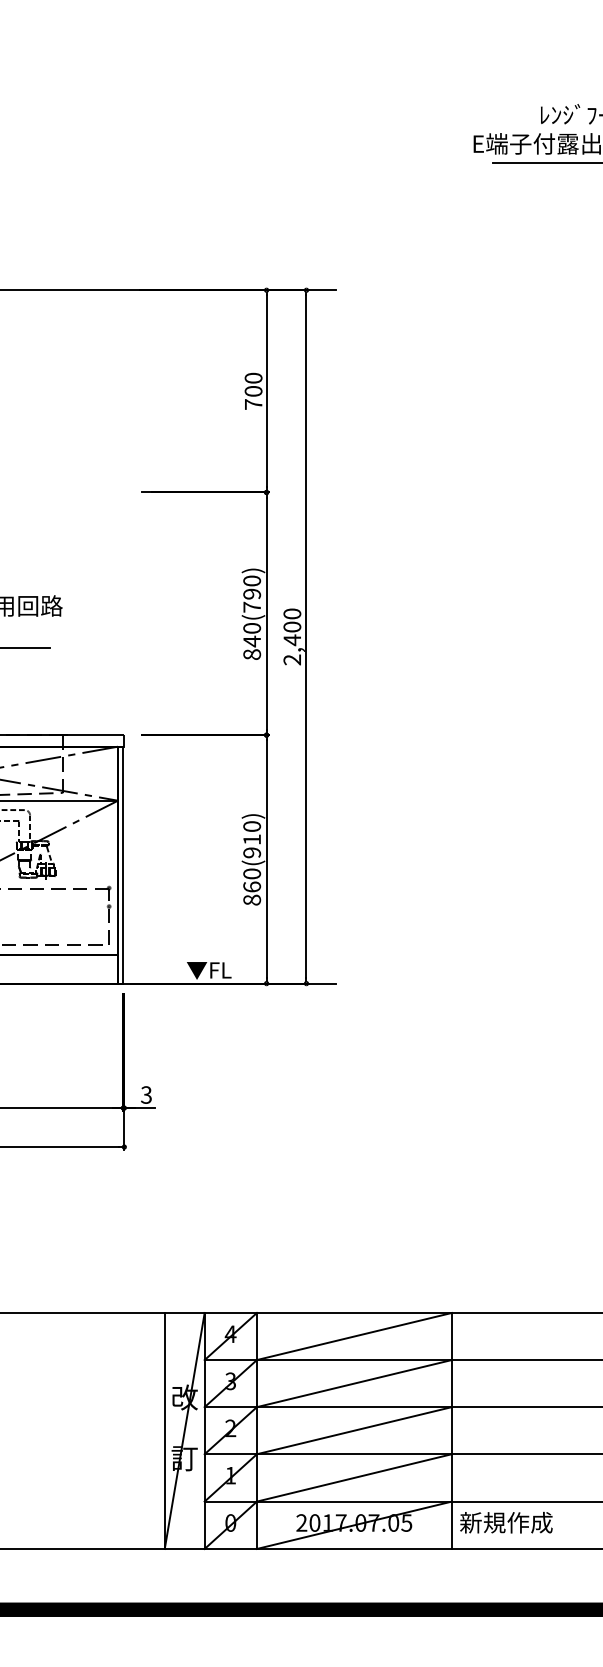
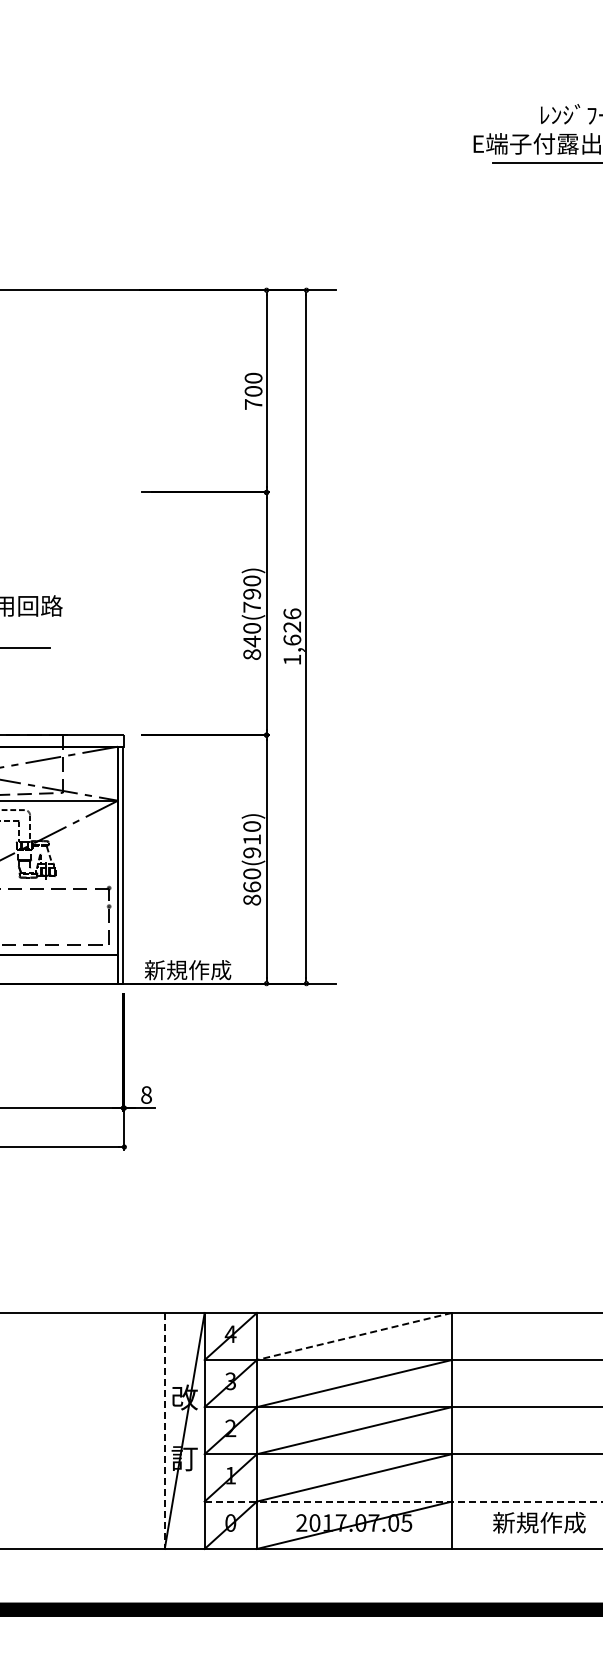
text: 2,400 -> 1,626 (292, 636)
text: ▼FL -> 新規作成 (187, 970)
text: 3 -> 8 (146, 1094)
line: solid -> dashed (353, 1336)
line: solid -> dashed (164, 1431)
line: solid -> dashed (403, 1501)
text position: (506, 1522) -> (539, 1522) (539, 1522)
